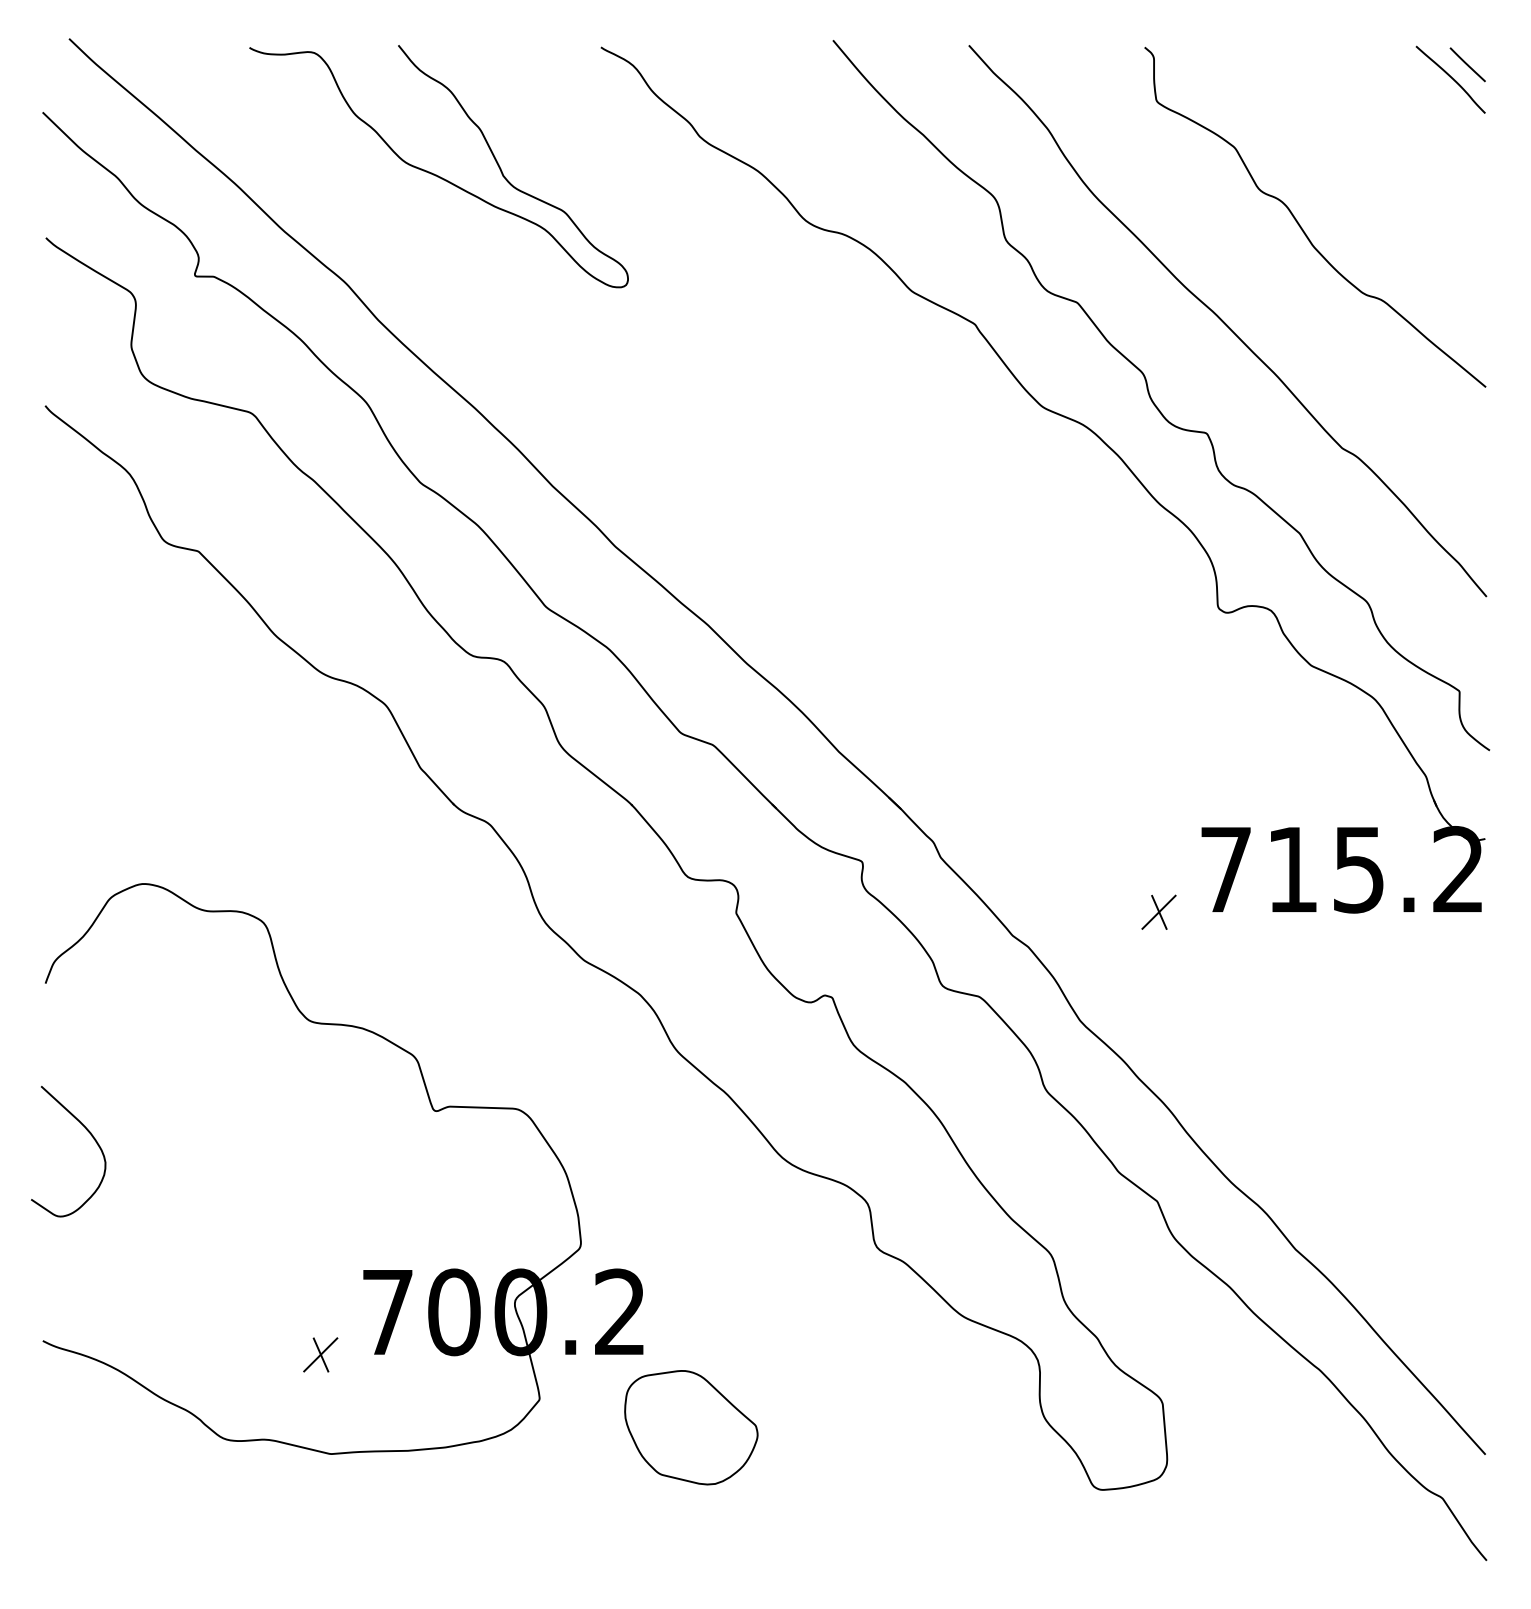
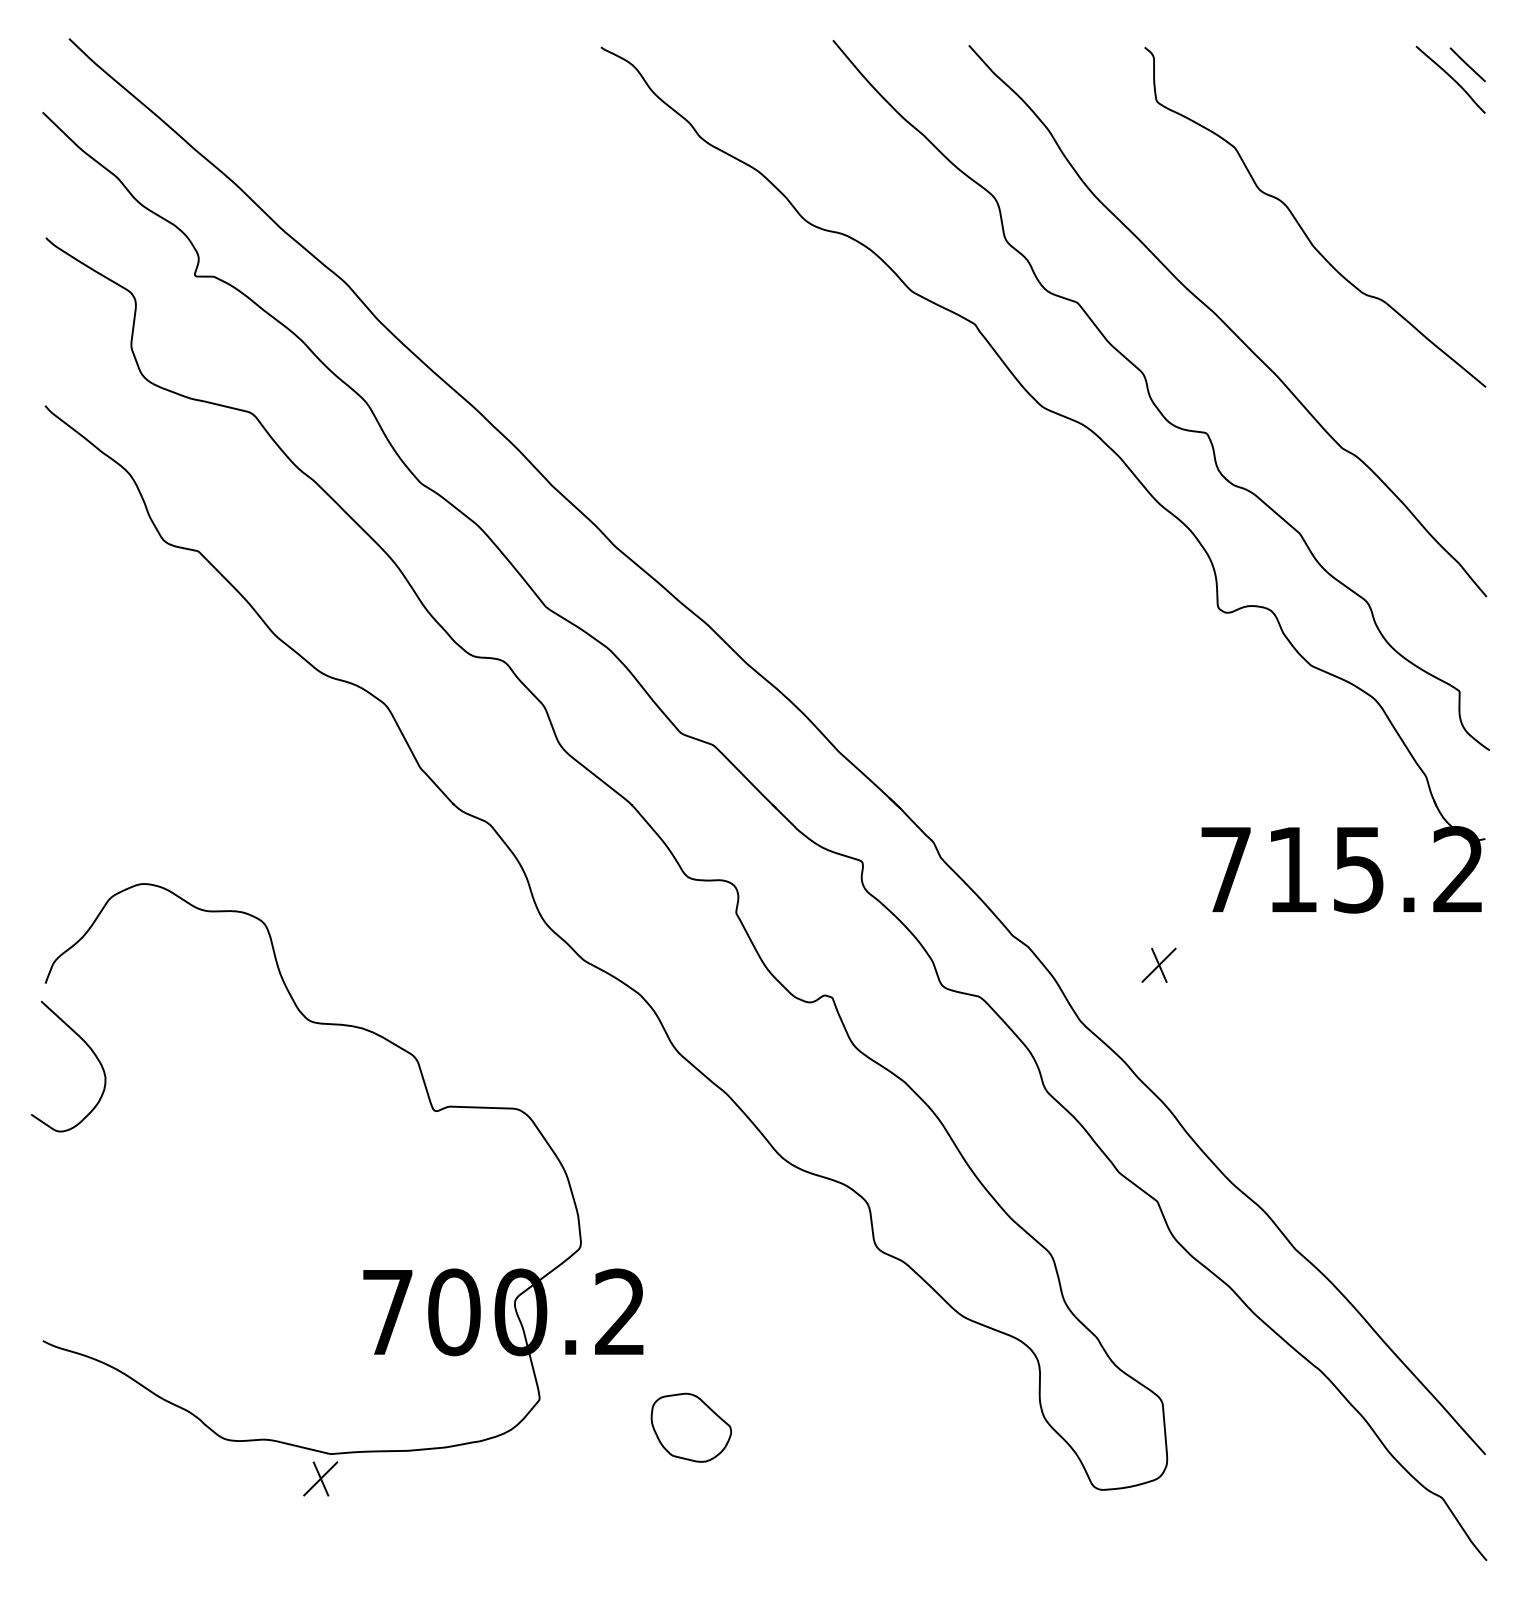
curve: present -> none (434, 173)
part position: (1158, 911) -> (1158, 964) (1158, 964)
curve position: (91, 1136) -> (91, 1051) (91, 1051)
part position: (320, 1354) -> (320, 1478) (320, 1478)
part size: 135x116 px -> 83x71 px (691, 1427)
